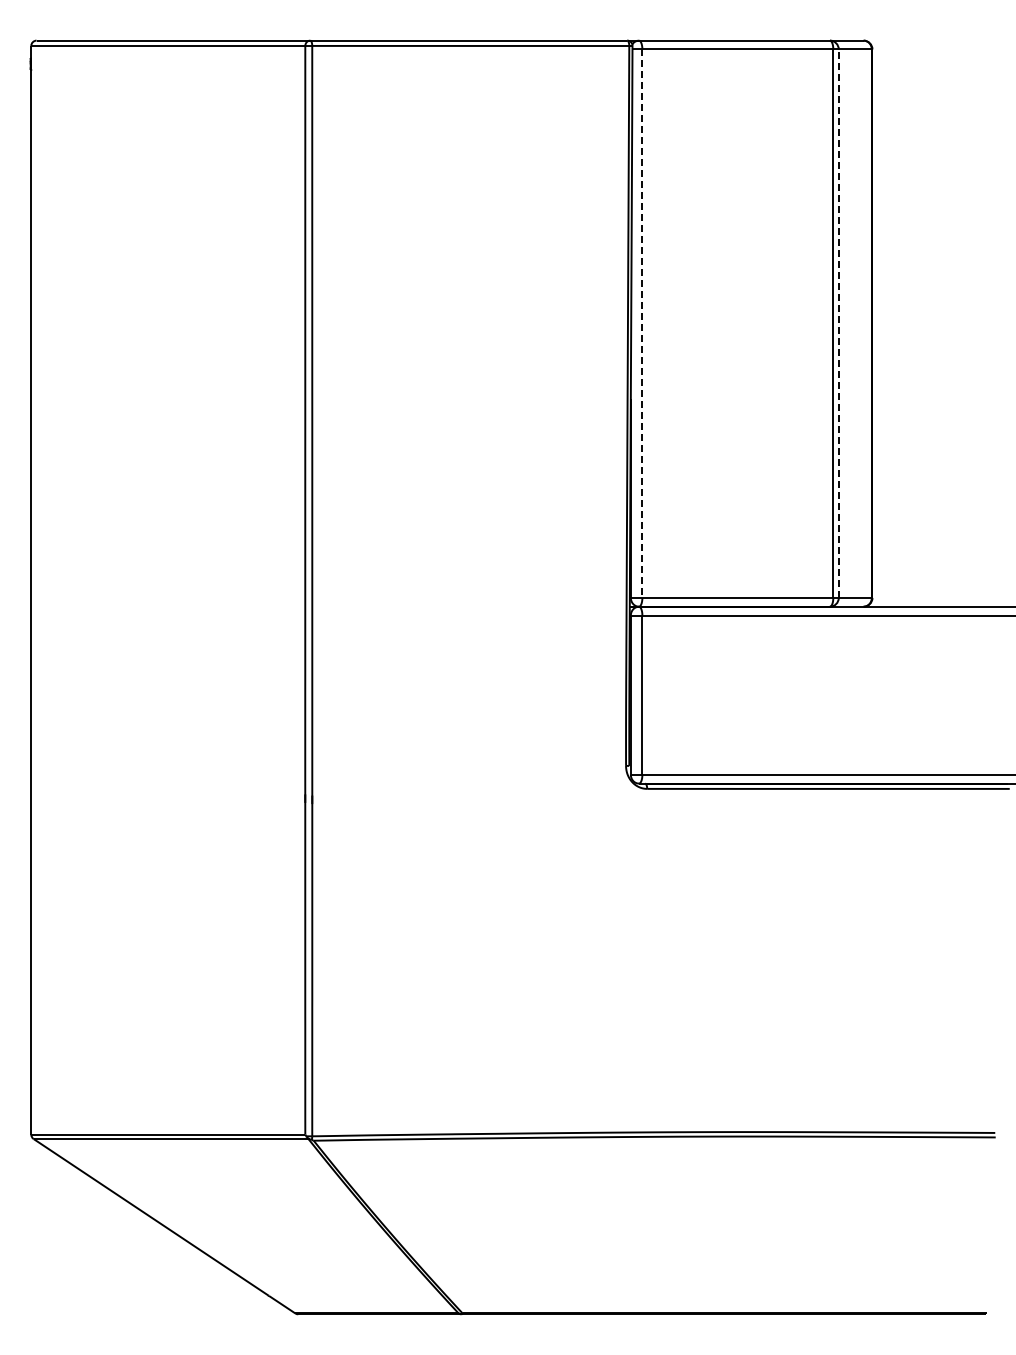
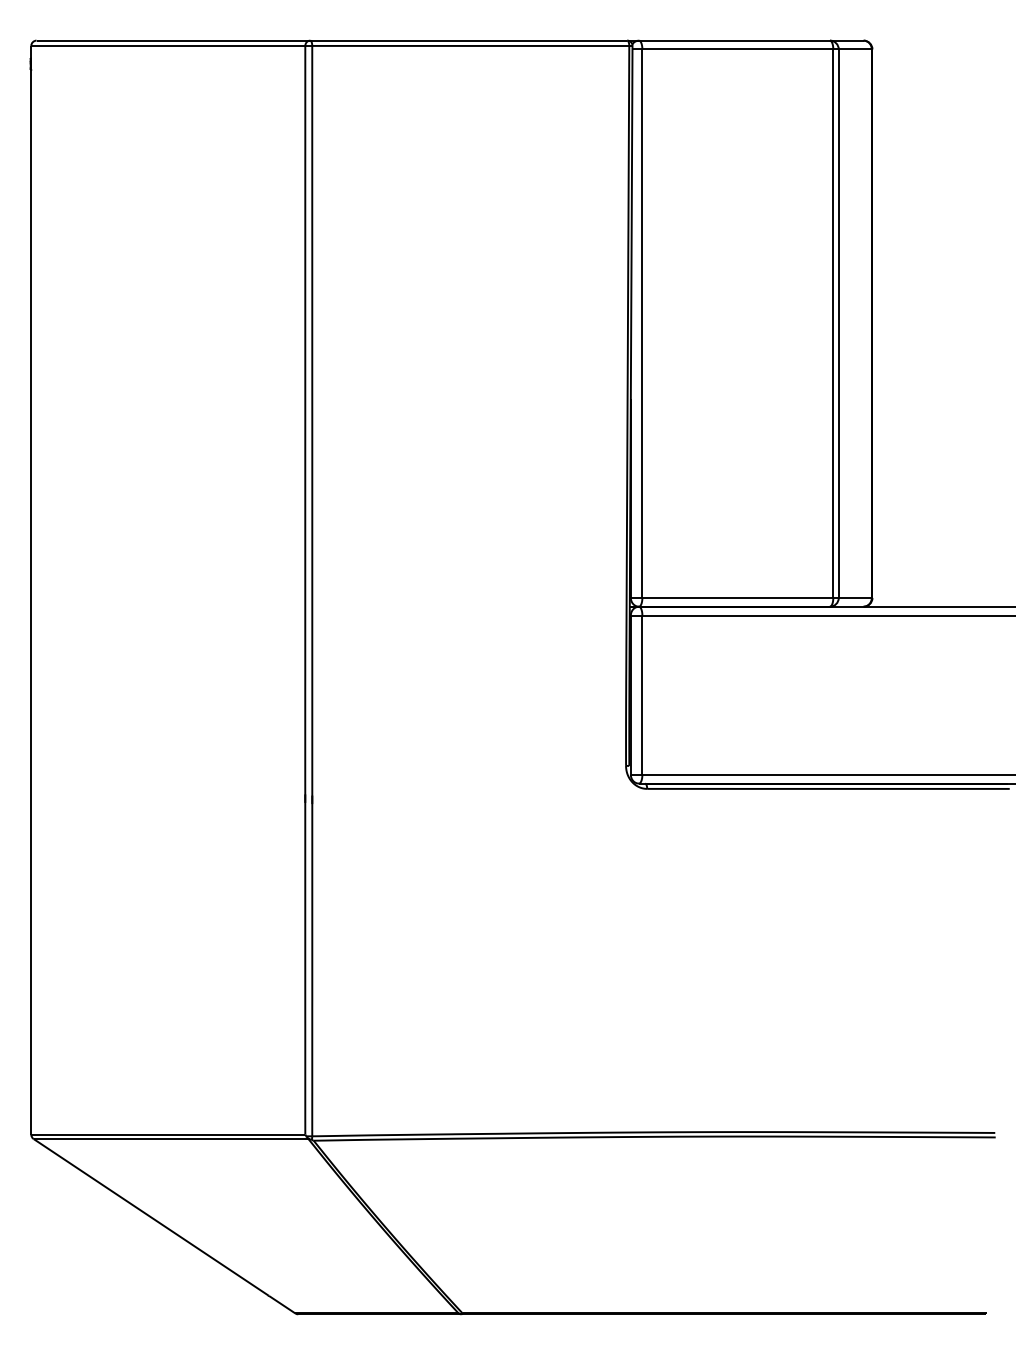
line: dashed -> solid (838, 323)
line: dashed -> solid (642, 324)
